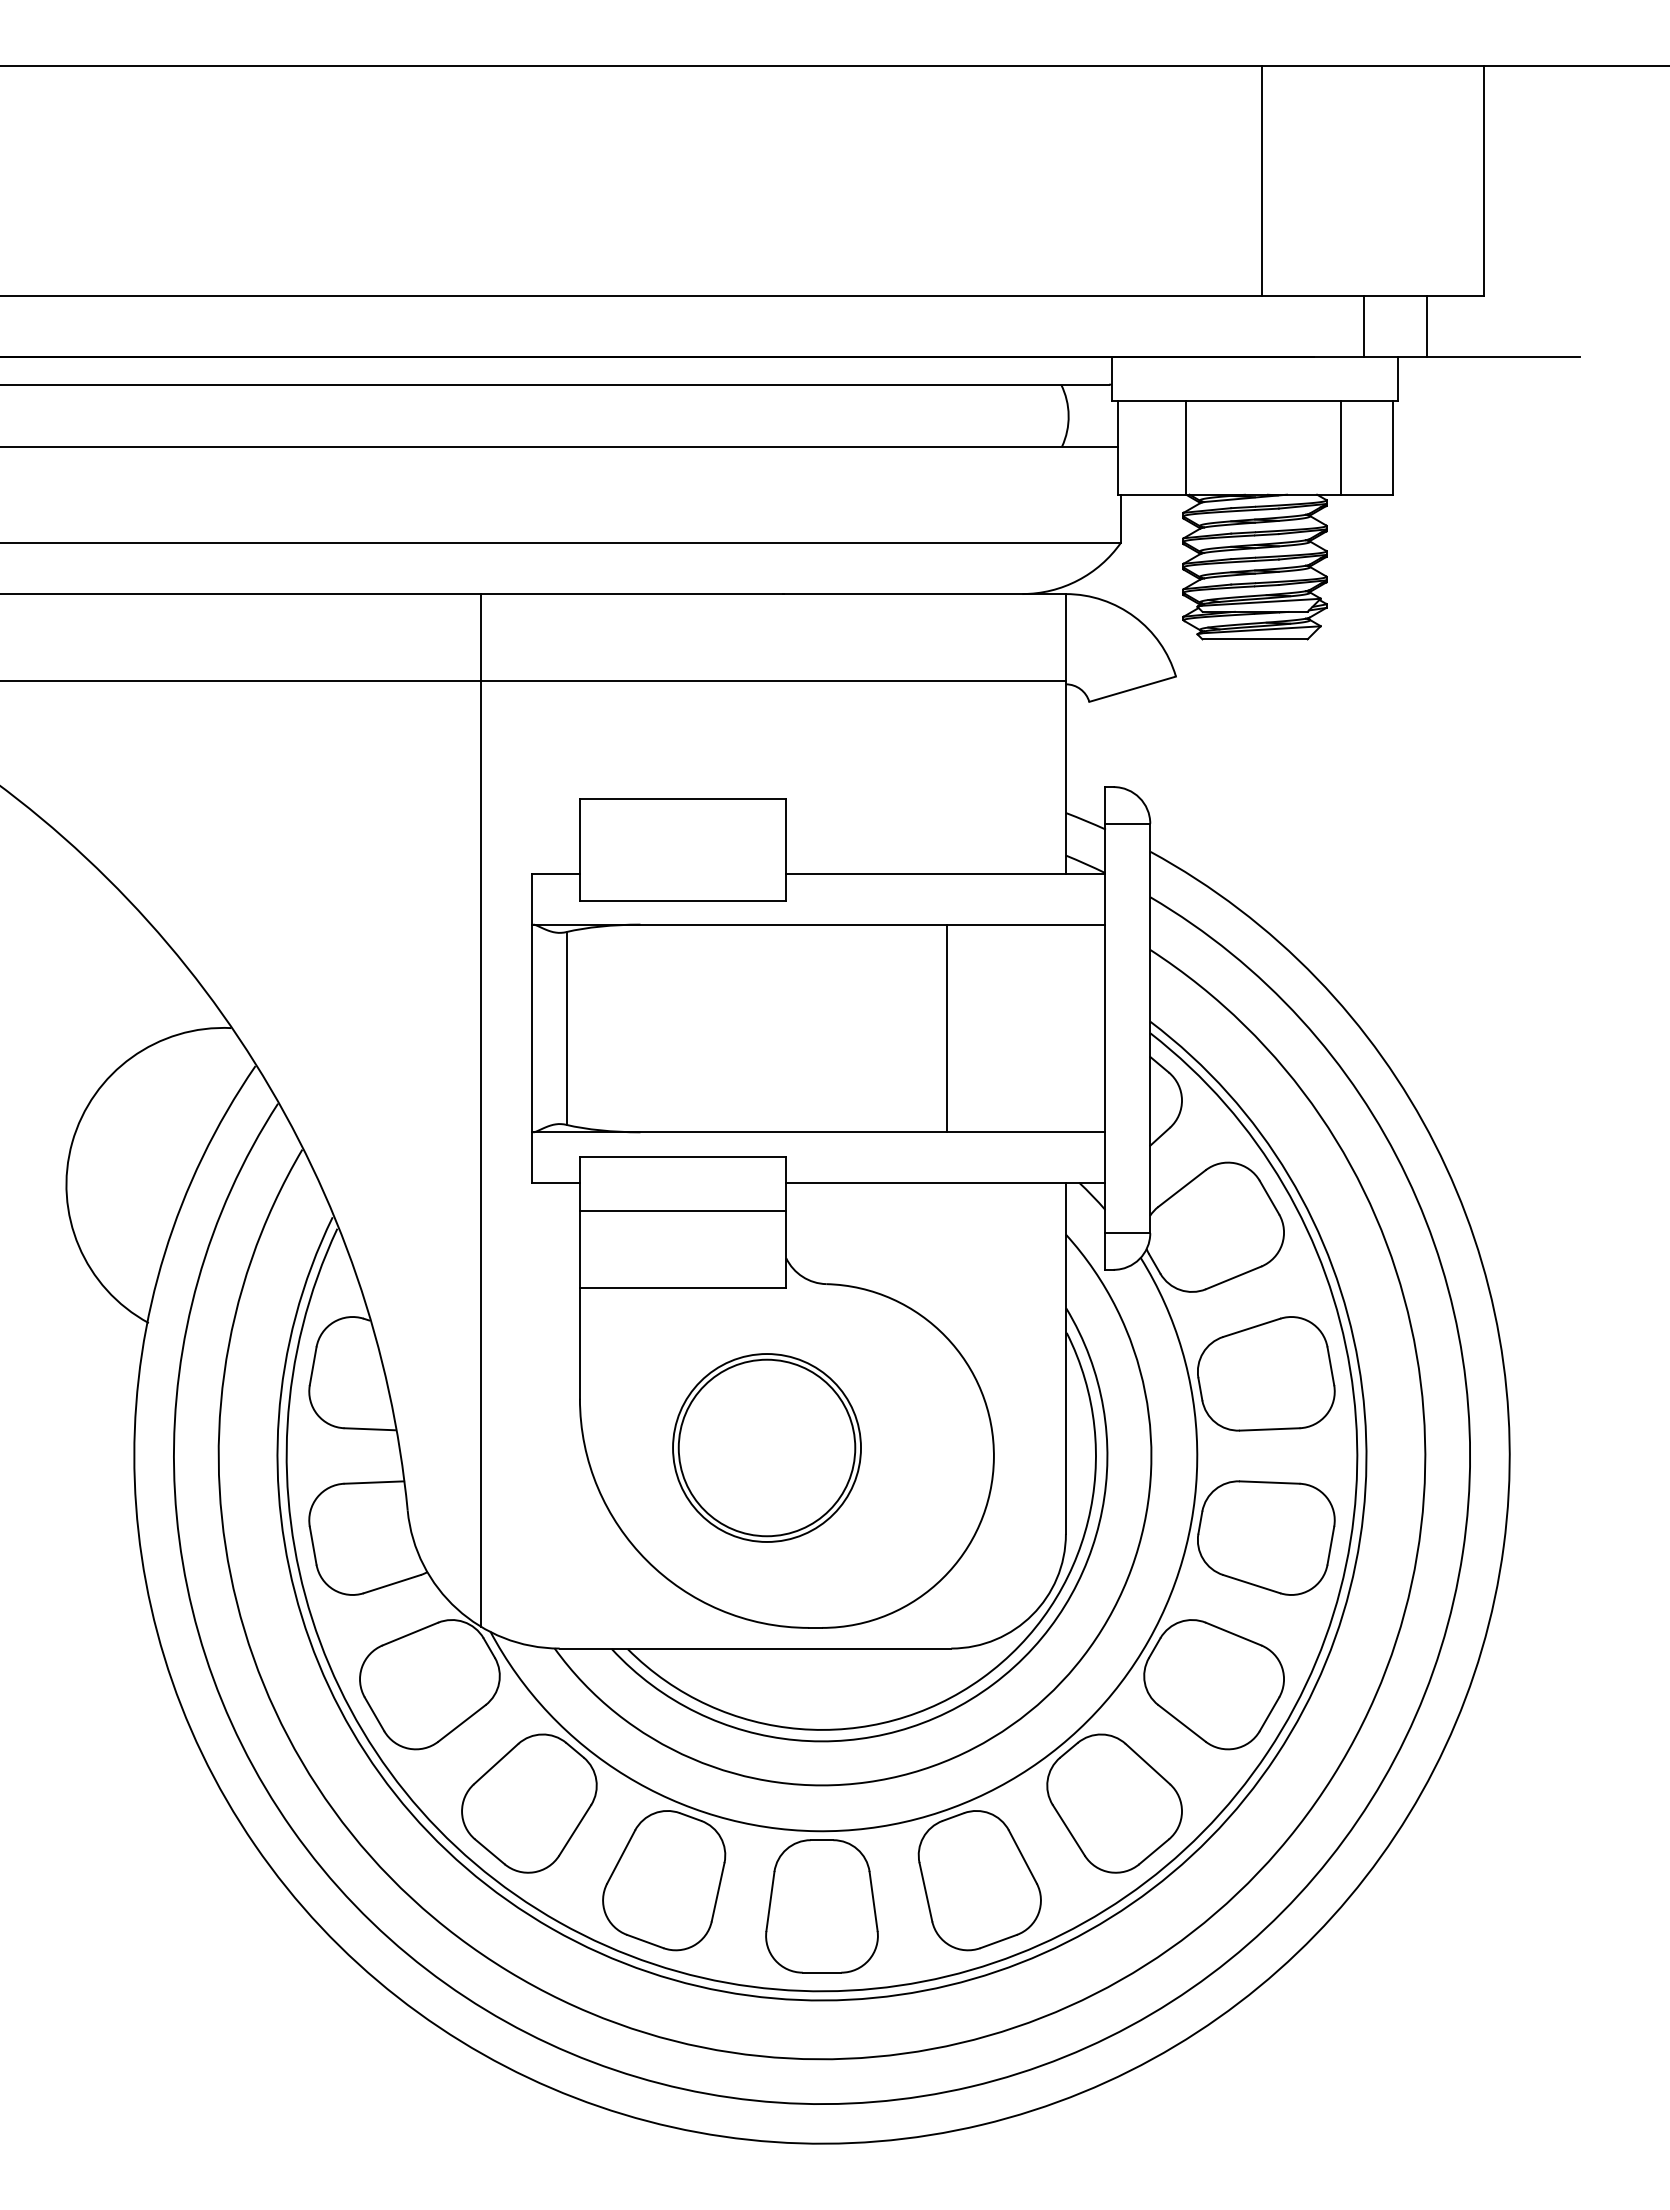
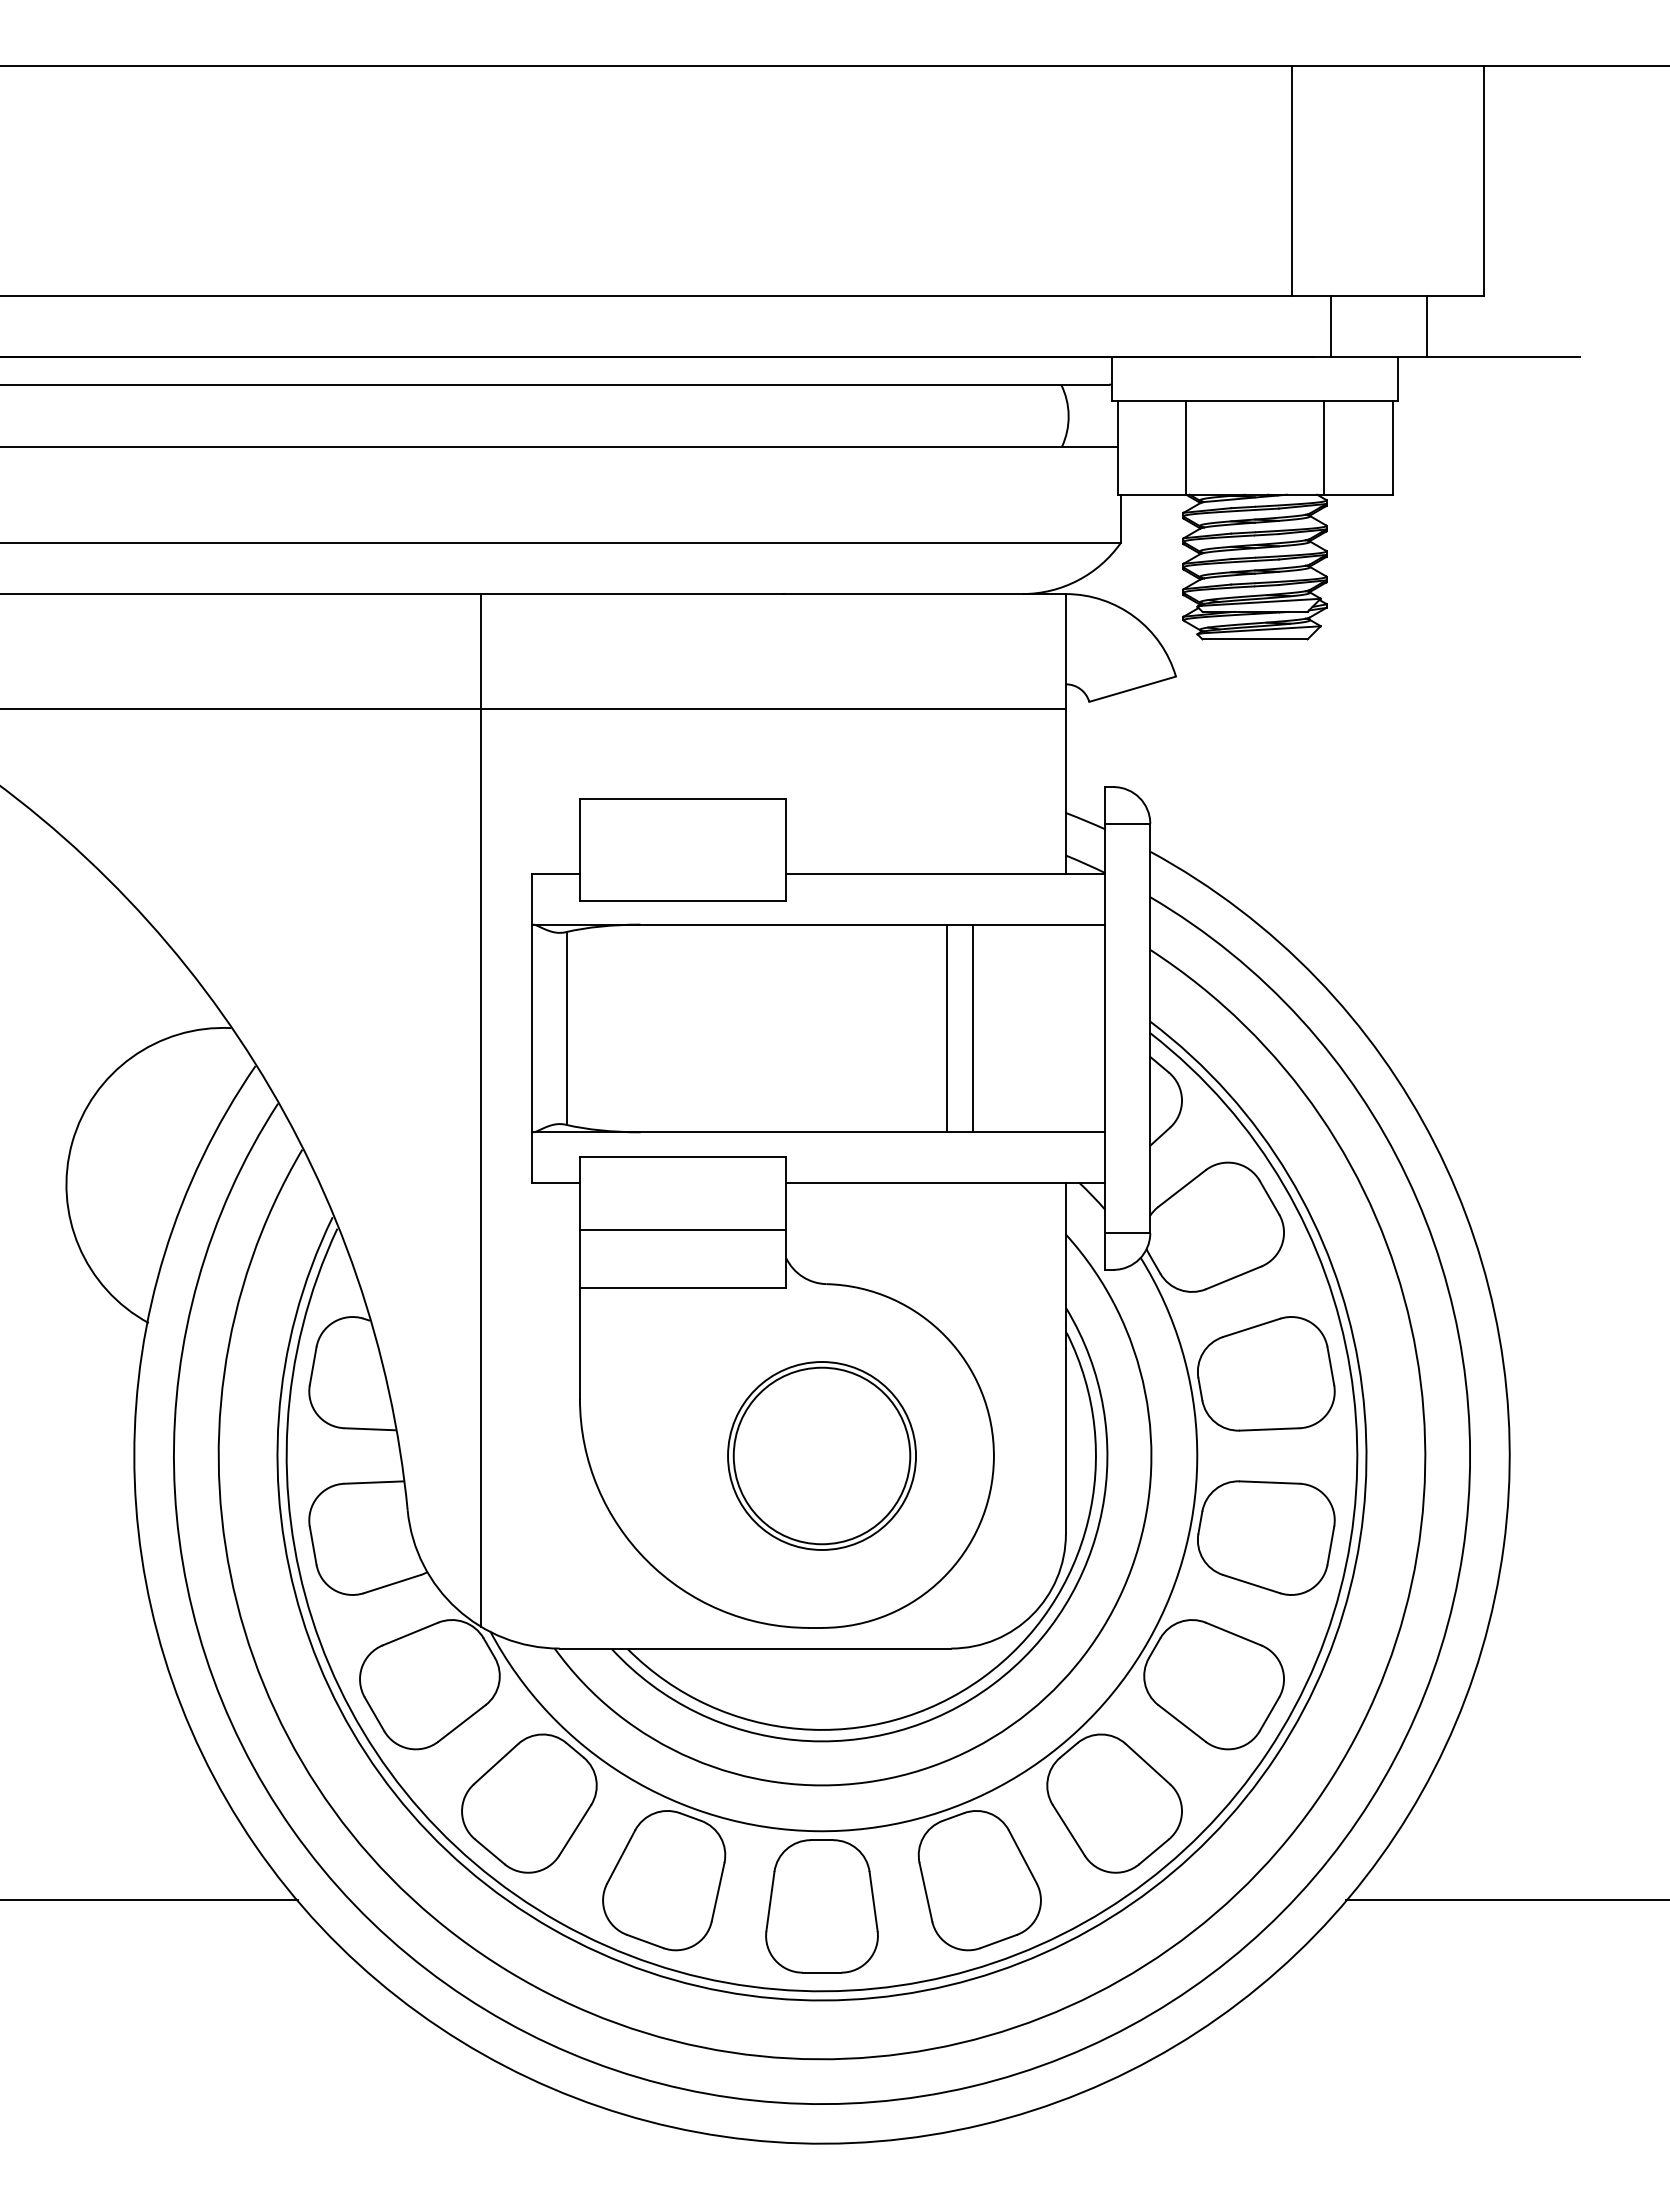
line position: (1261, 180) -> (1291, 180) (1291, 180)
line position: (1363, 326) -> (1330, 326) (1330, 326)
line position: (1340, 447) -> (1323, 447) (1323, 447)
line position: (533, 680) -> (533, 708) (533, 708)
line: none -> present (972, 1028)
line position: (682, 1210) -> (682, 1229) (682, 1229)
part position: (766, 1447) -> (821, 1455) (821, 1455)
line: none -> present (150, 1900)
line: none -> present (1505, 1900)
